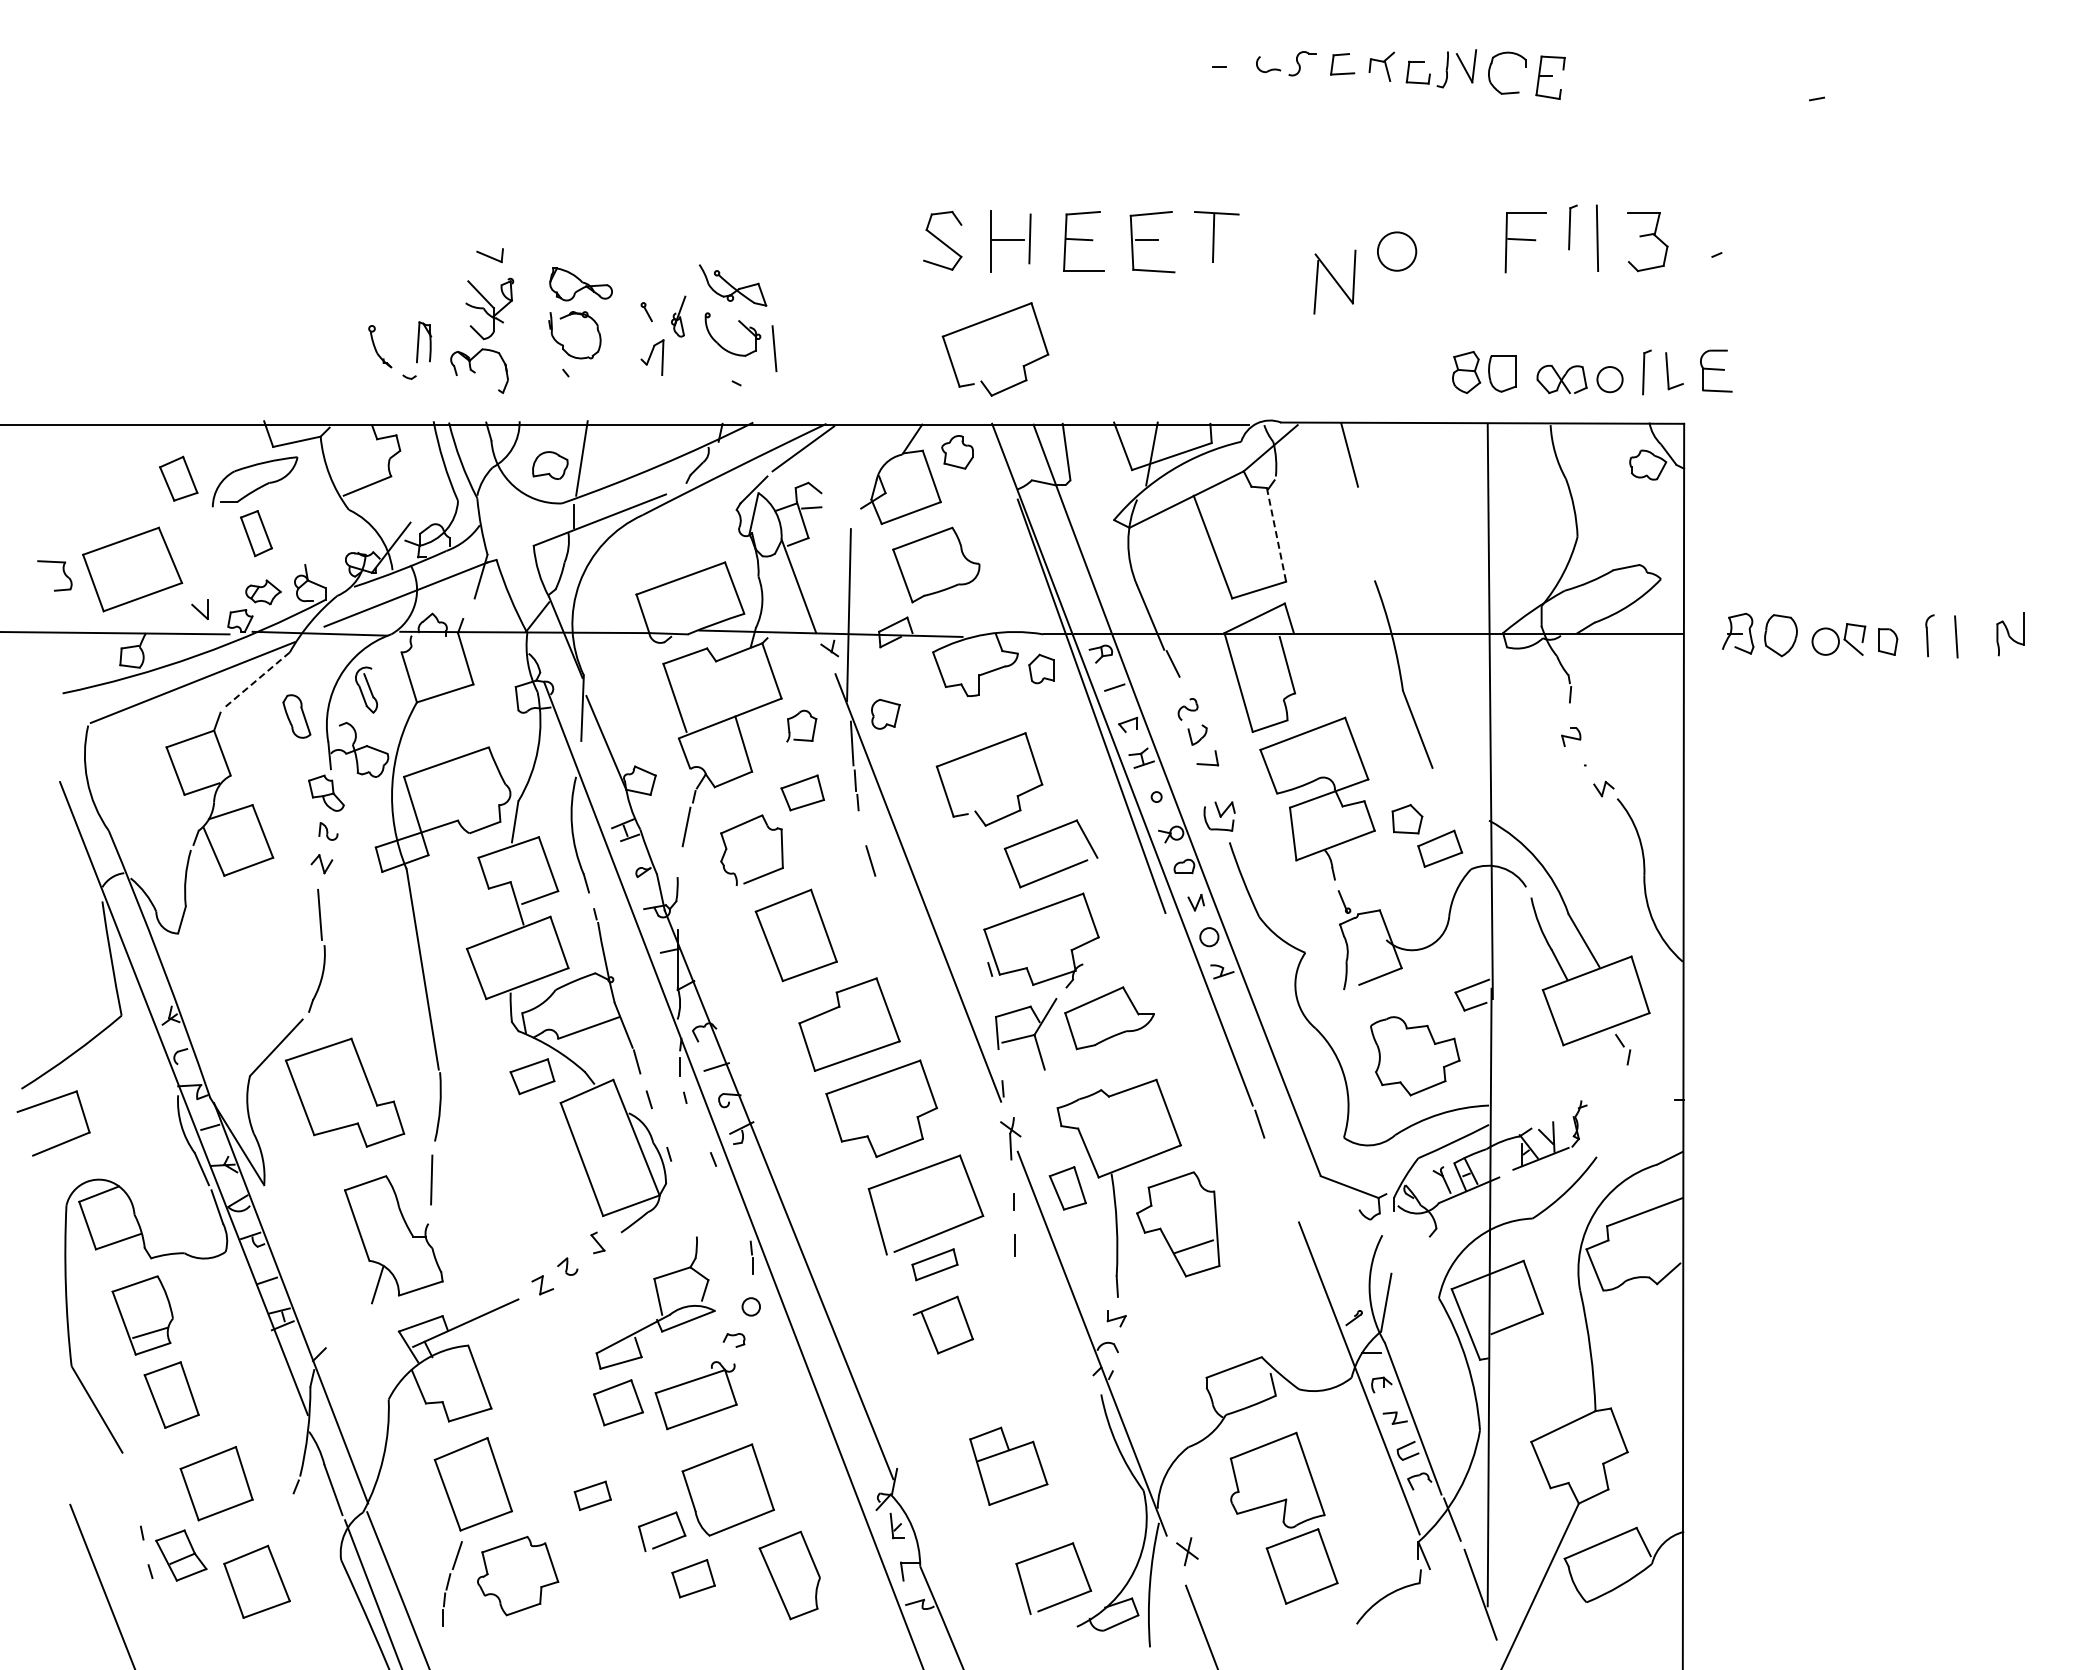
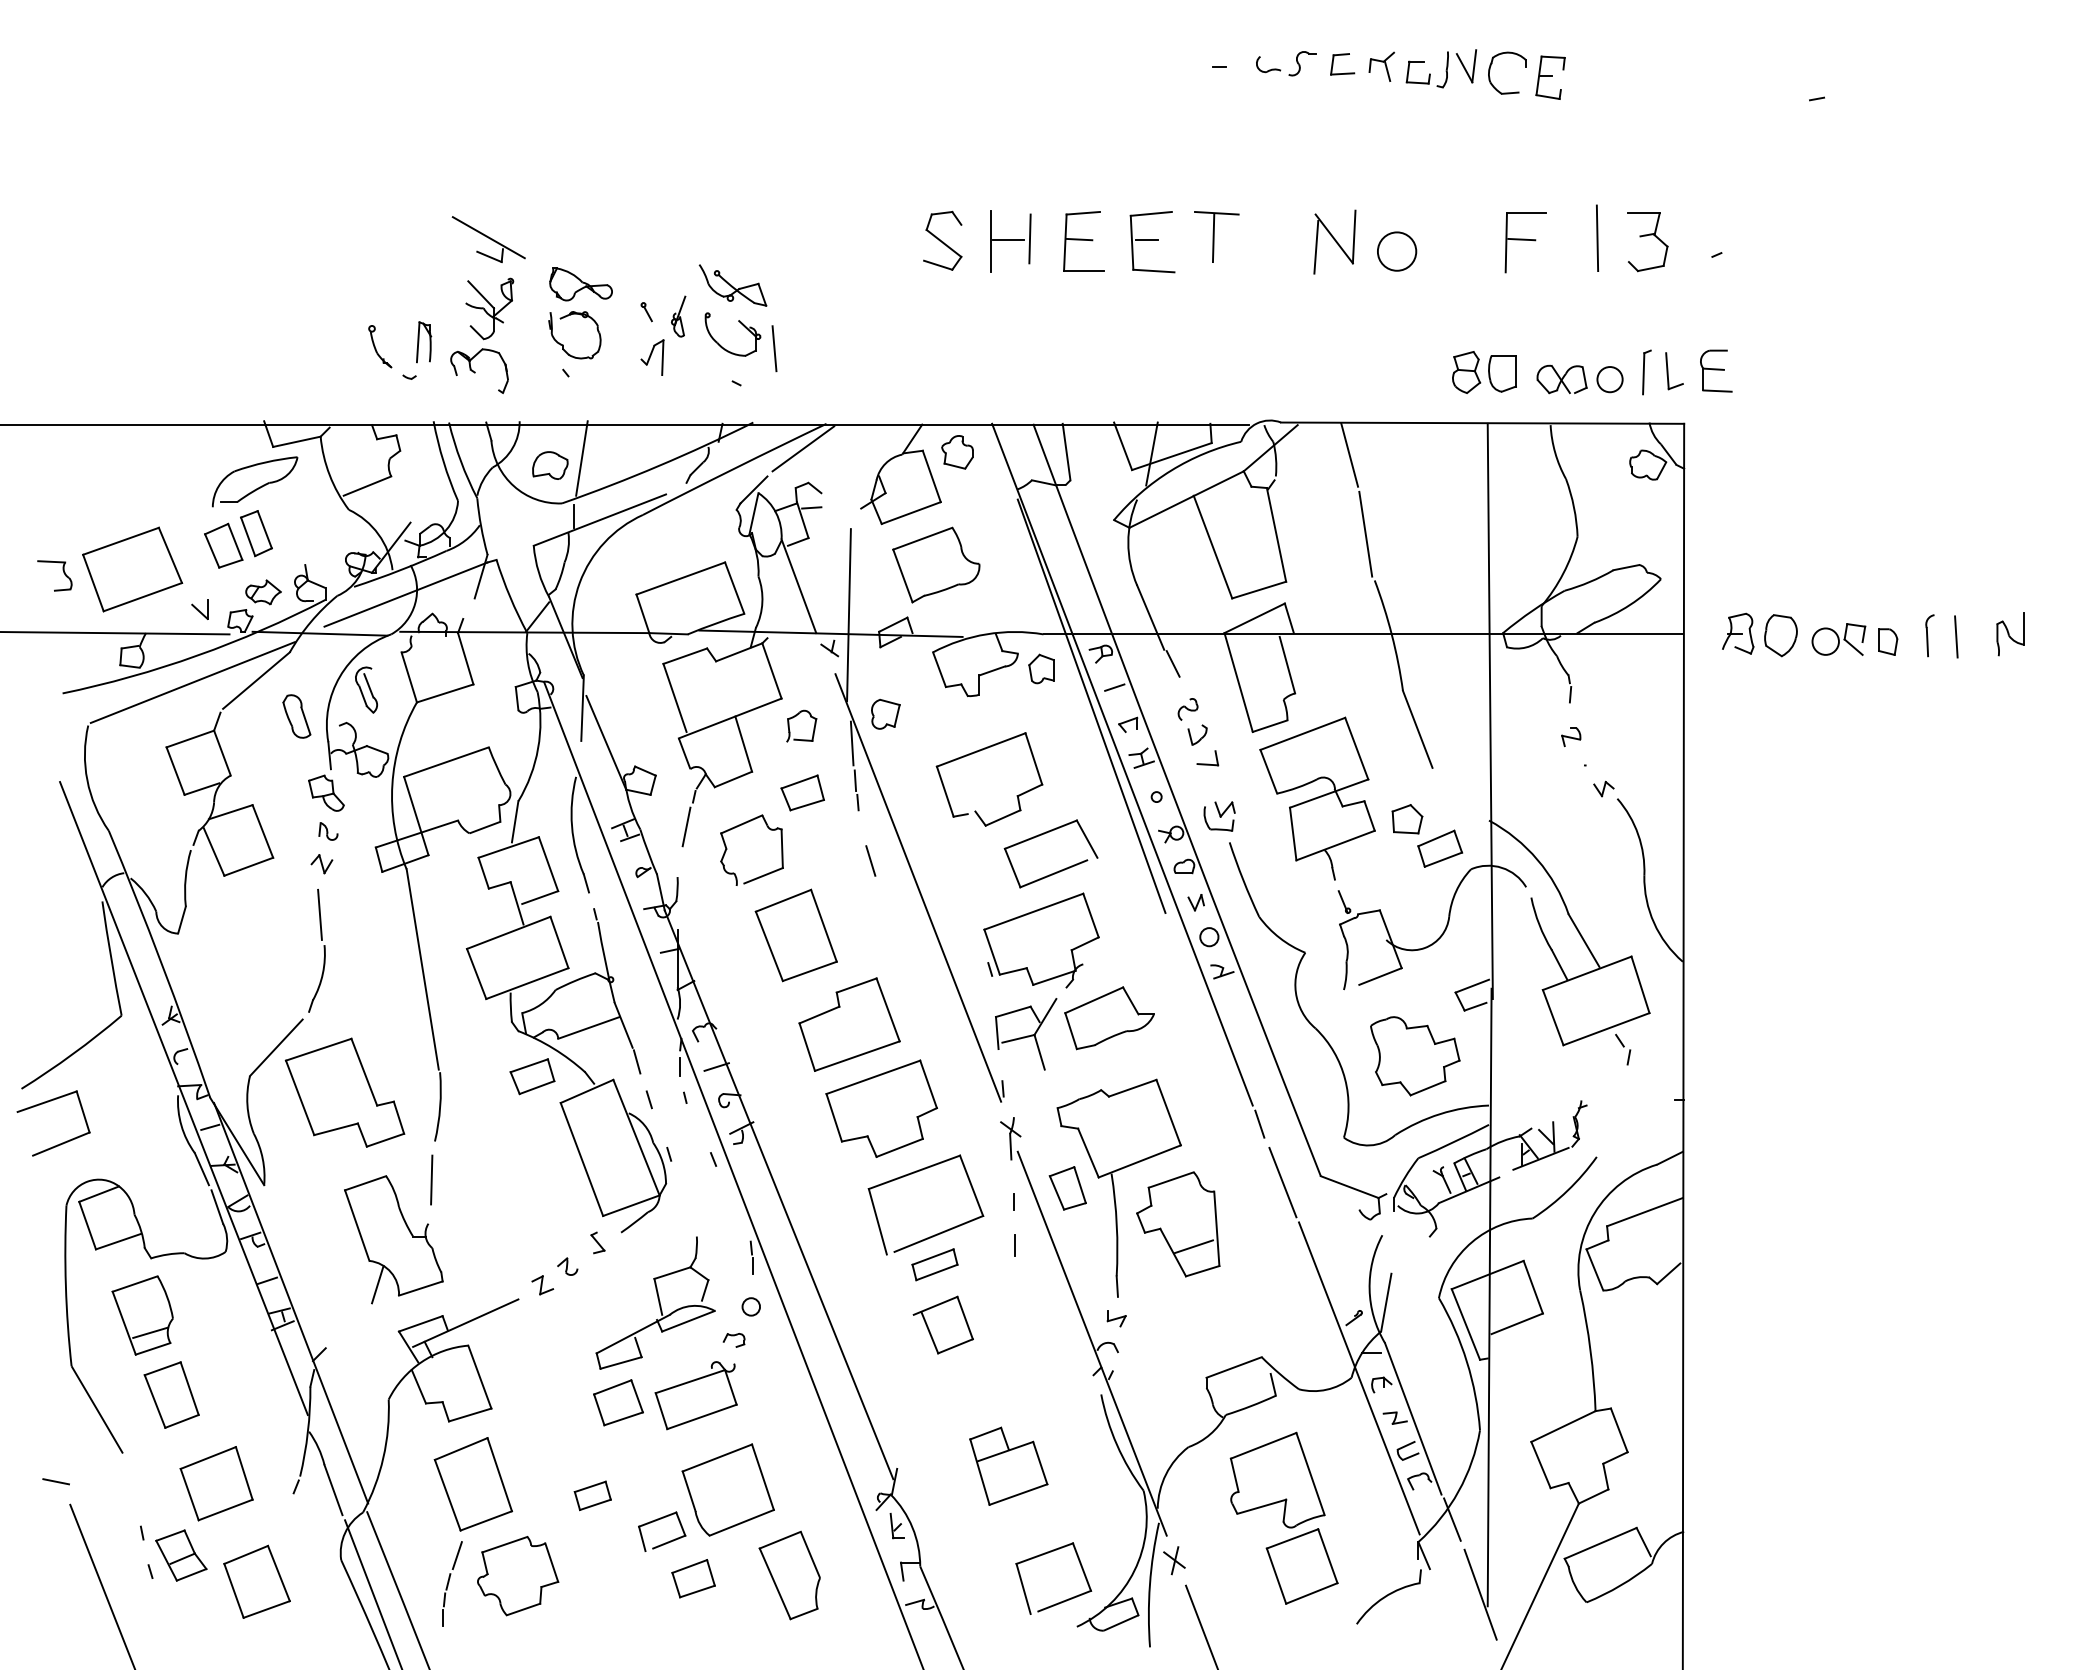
part: present -> none (1572, 227)
line: none -> present (488, 237)
part position: (1334, 281) -> (1334, 241) (1334, 241)
part: present -> none (986, 321)
part position: (178, 478) -> (223, 545) (223, 545)
line: none -> present (1365, 533)
line: dashed -> solid (1276, 534)
line: dashed -> solid (256, 680)
line: none -> present (1282, 1182)
line: none -> present (56, 1481)
part position: (1187, 1551) -> (1174, 1560) (1174, 1560)
